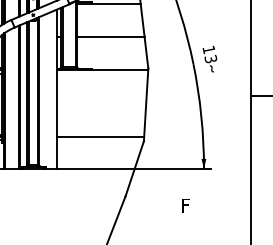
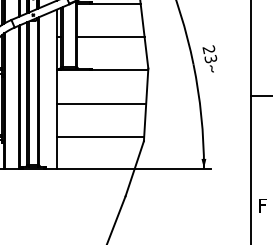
text: 13 -> 23 (208, 49)
line: none -> present (101, 103)
text position: (185, 205) -> (262, 205) (262, 205)
